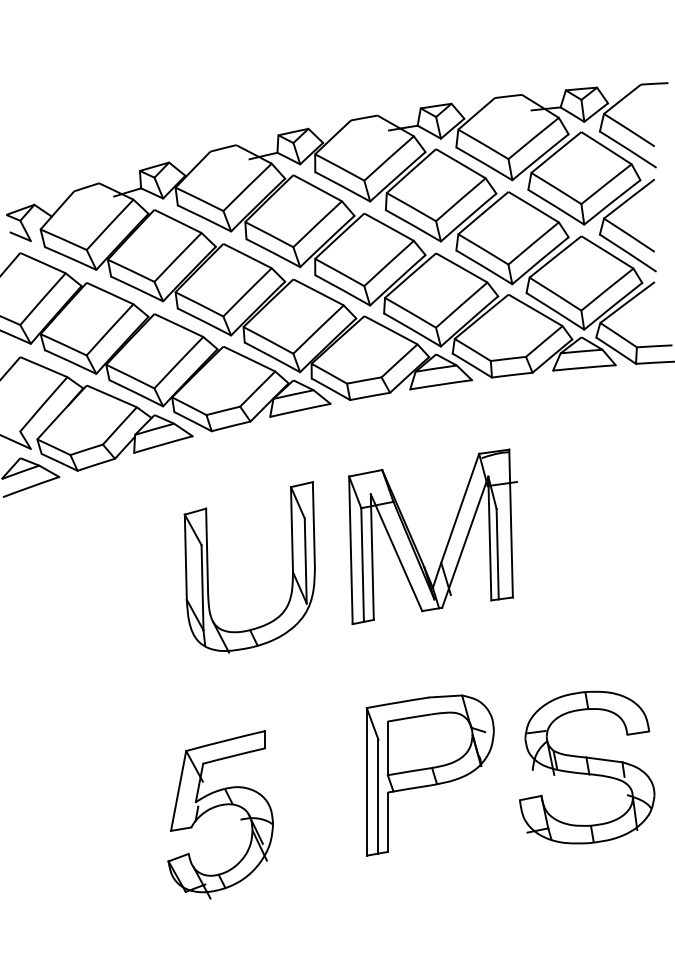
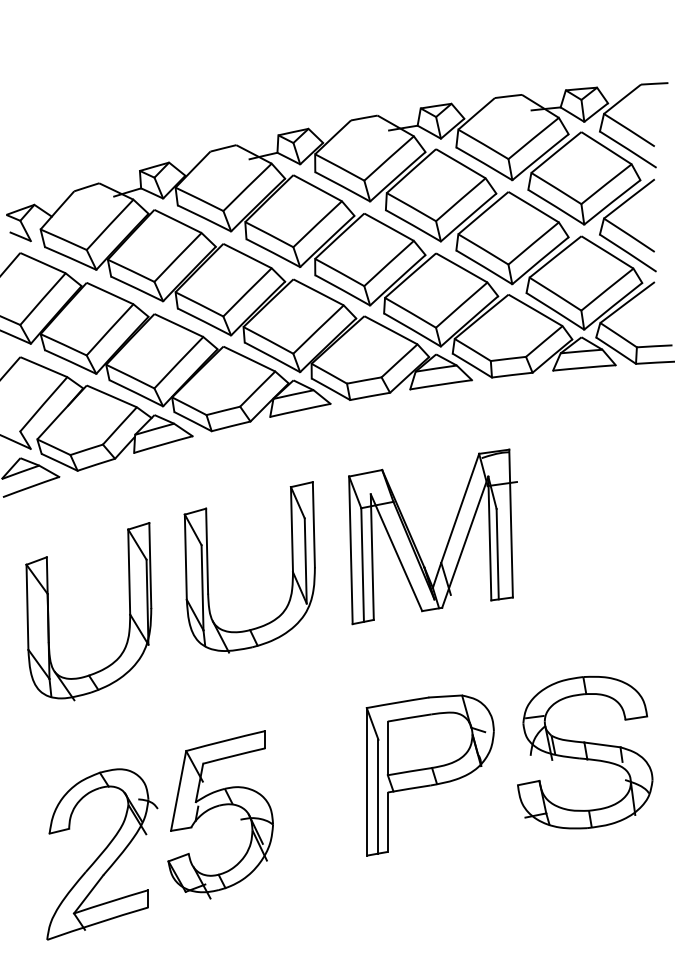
part: none -> present (49, 613)
part position: (587, 767) -> (585, 752) (585, 752)
part: none -> present (102, 854)
